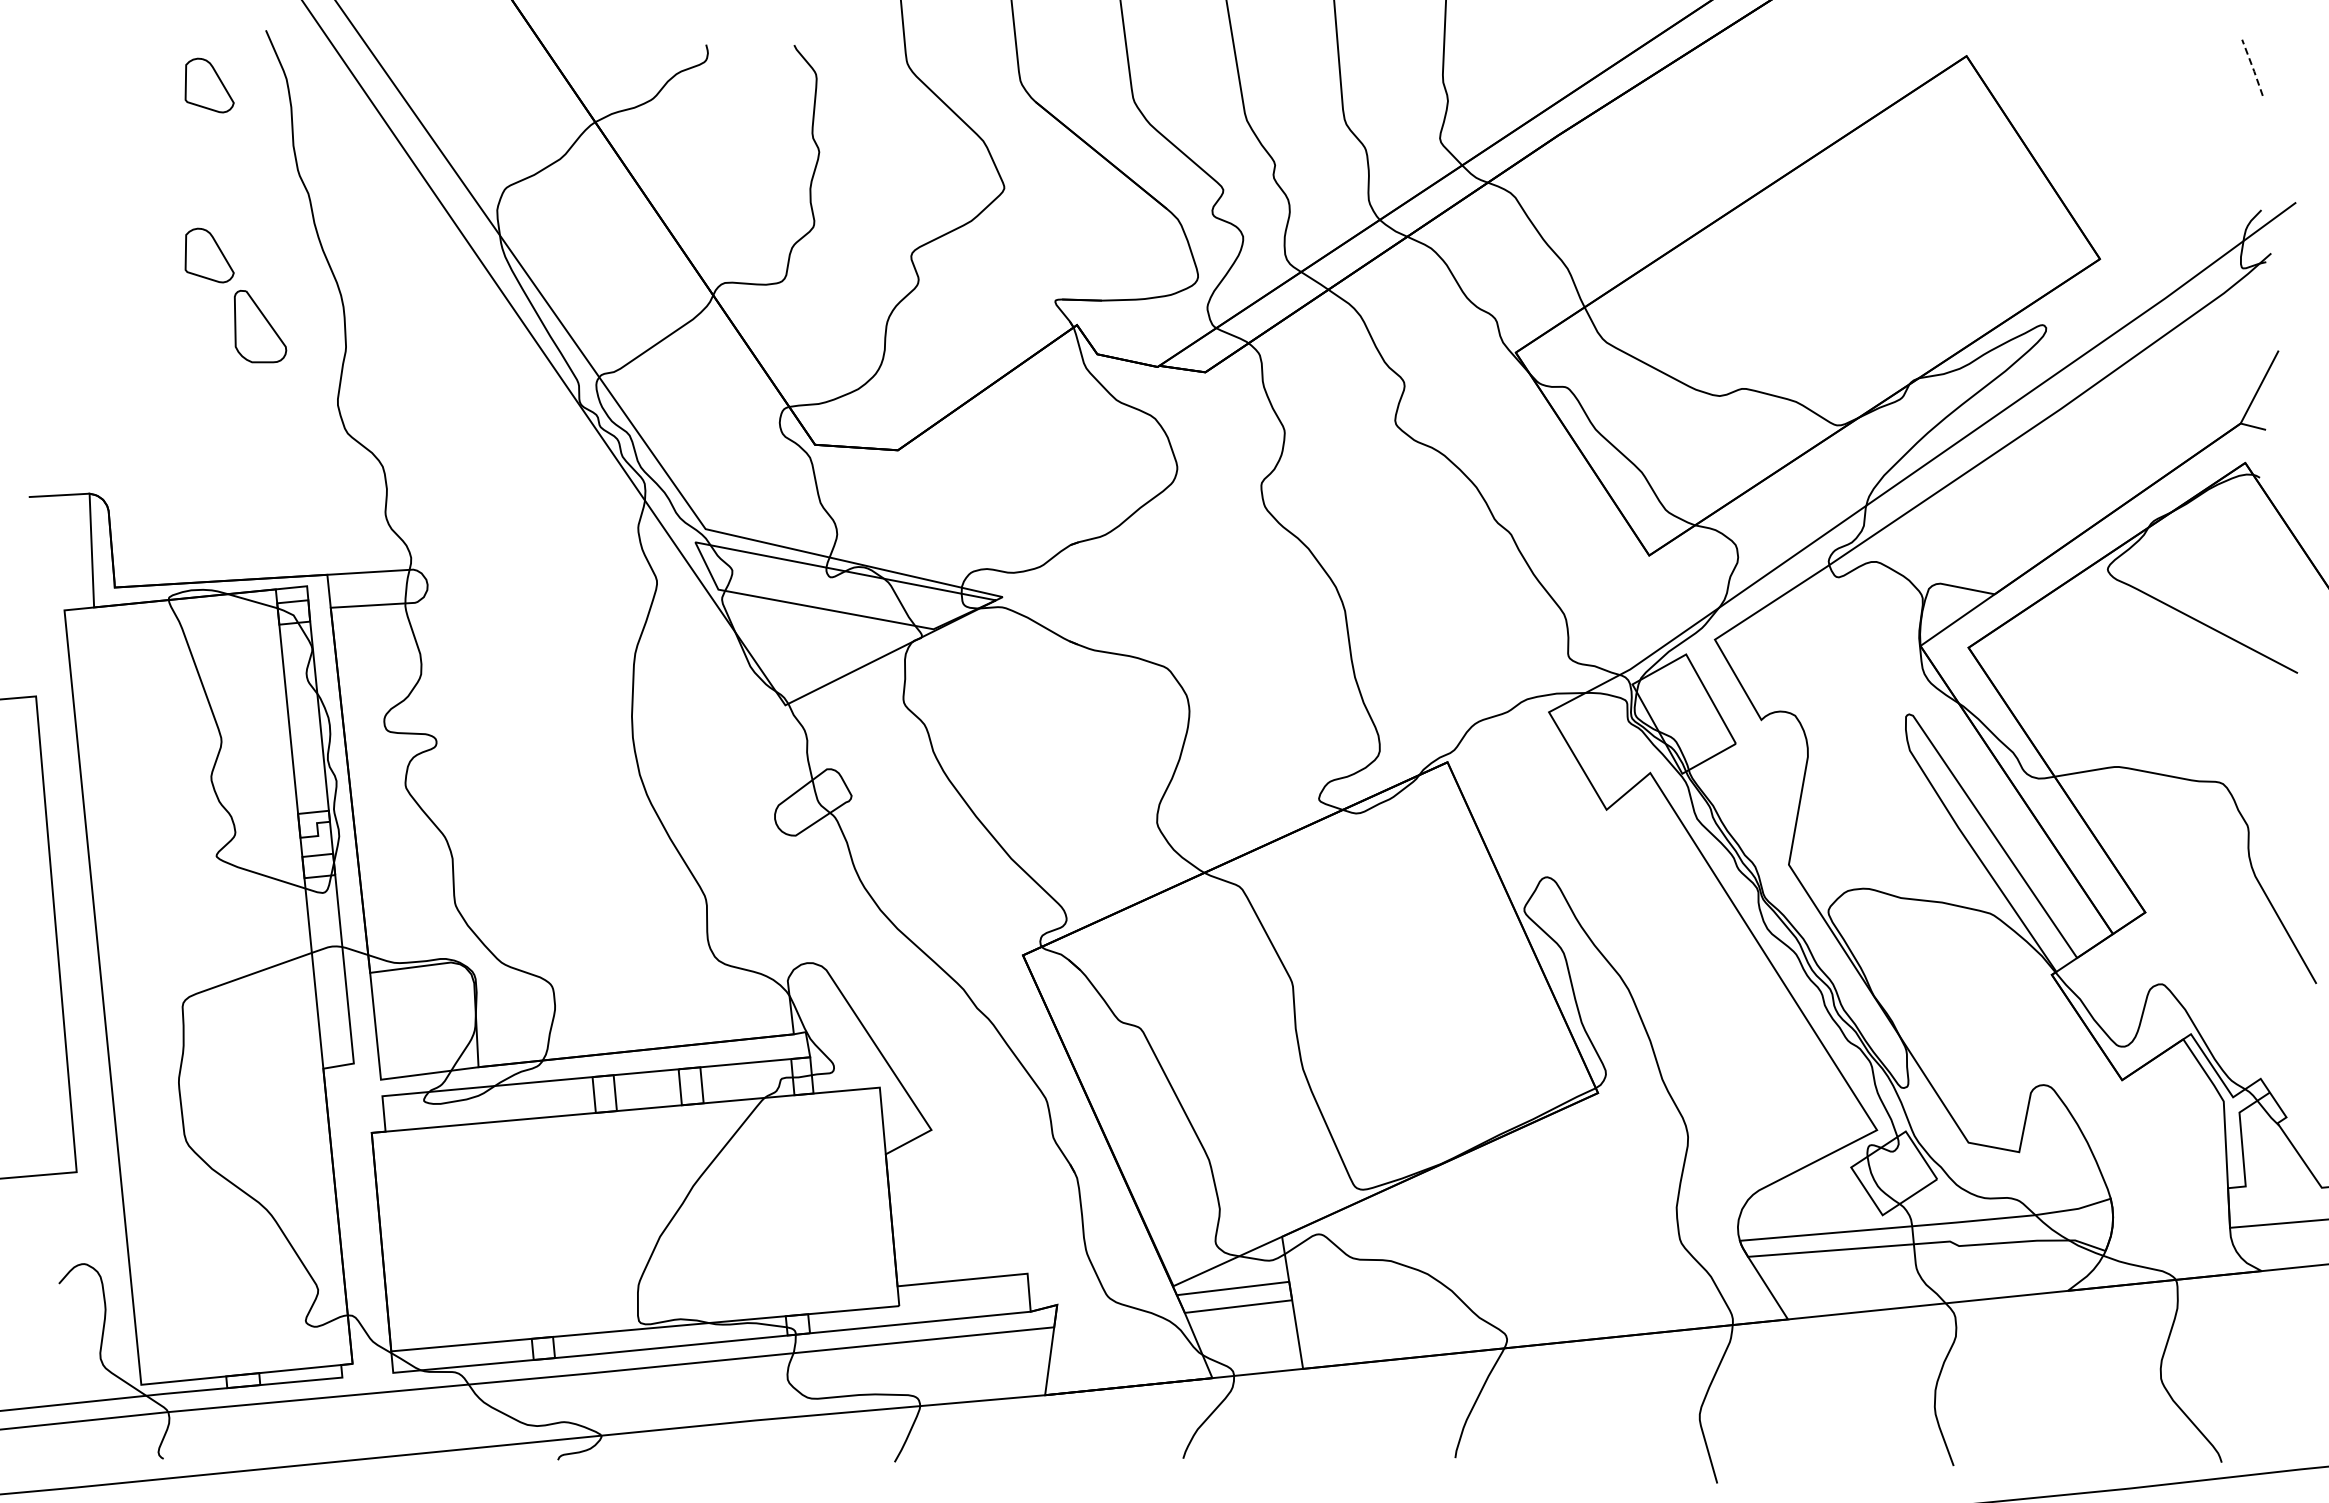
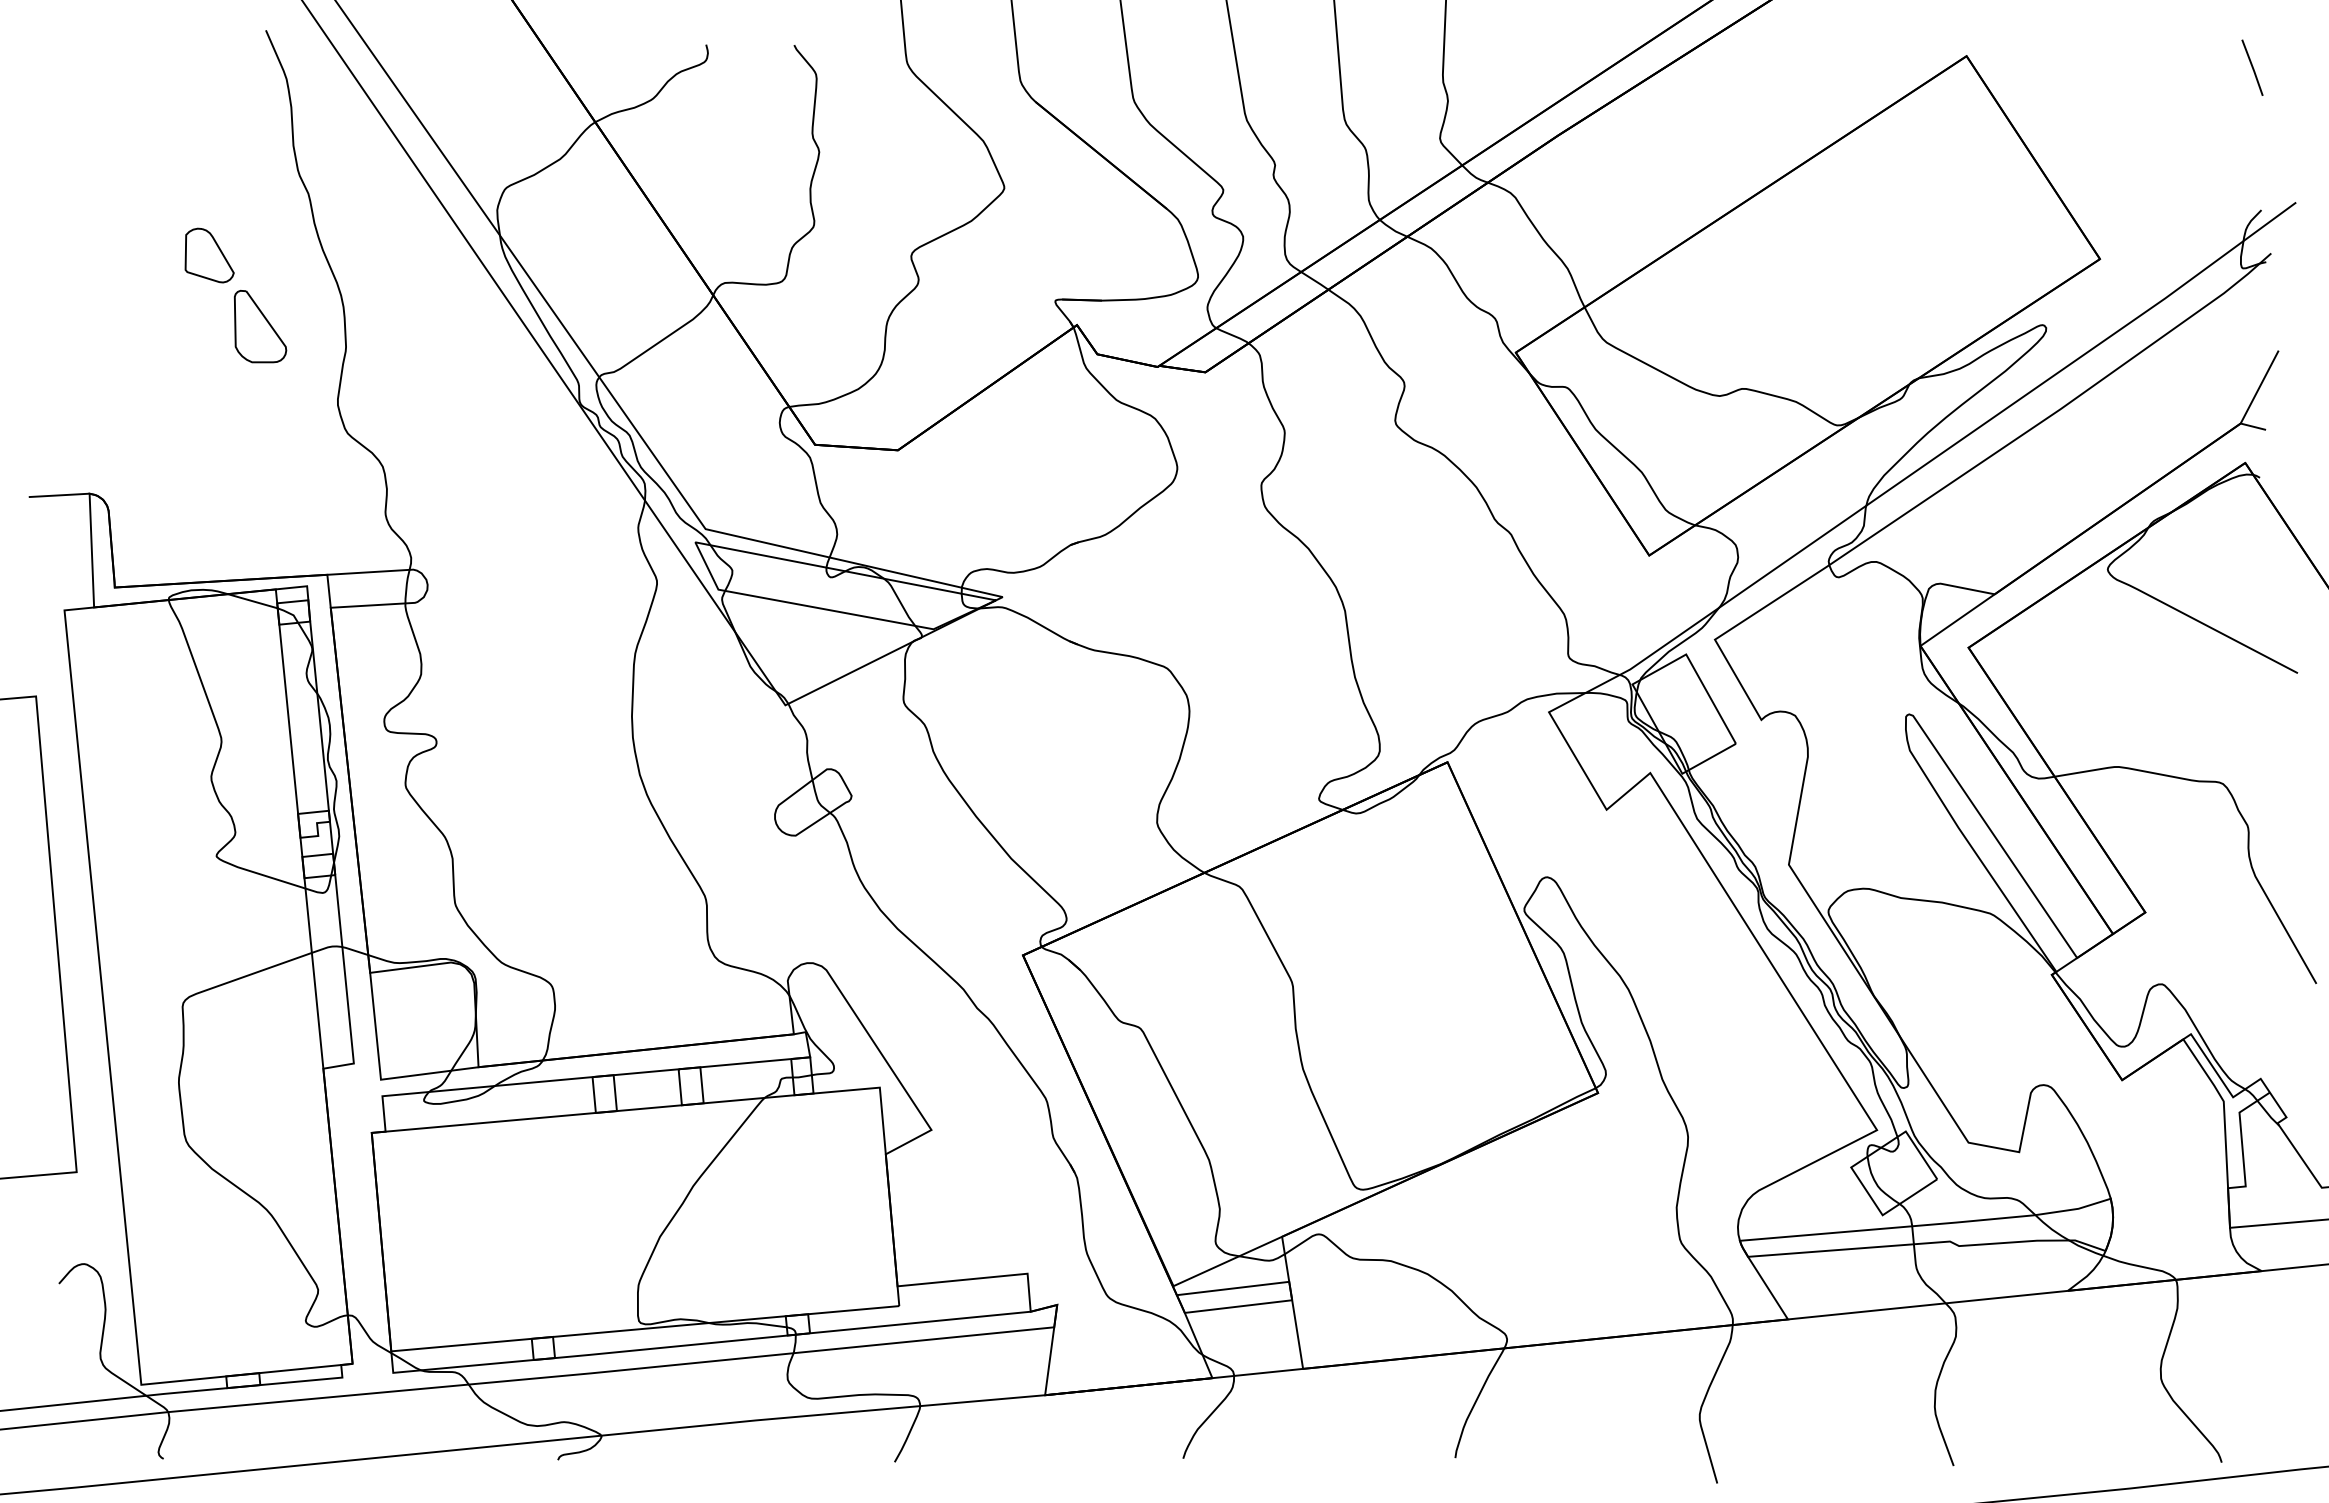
line: dashed -> solid (2252, 67)
part: present -> none (209, 85)
